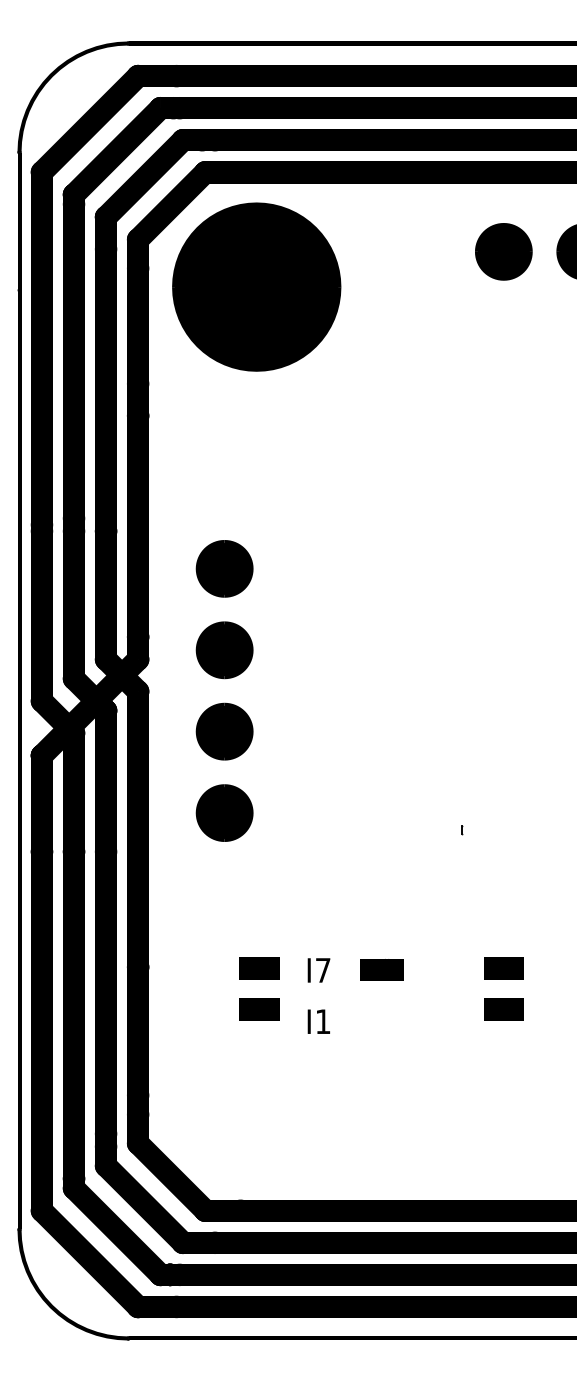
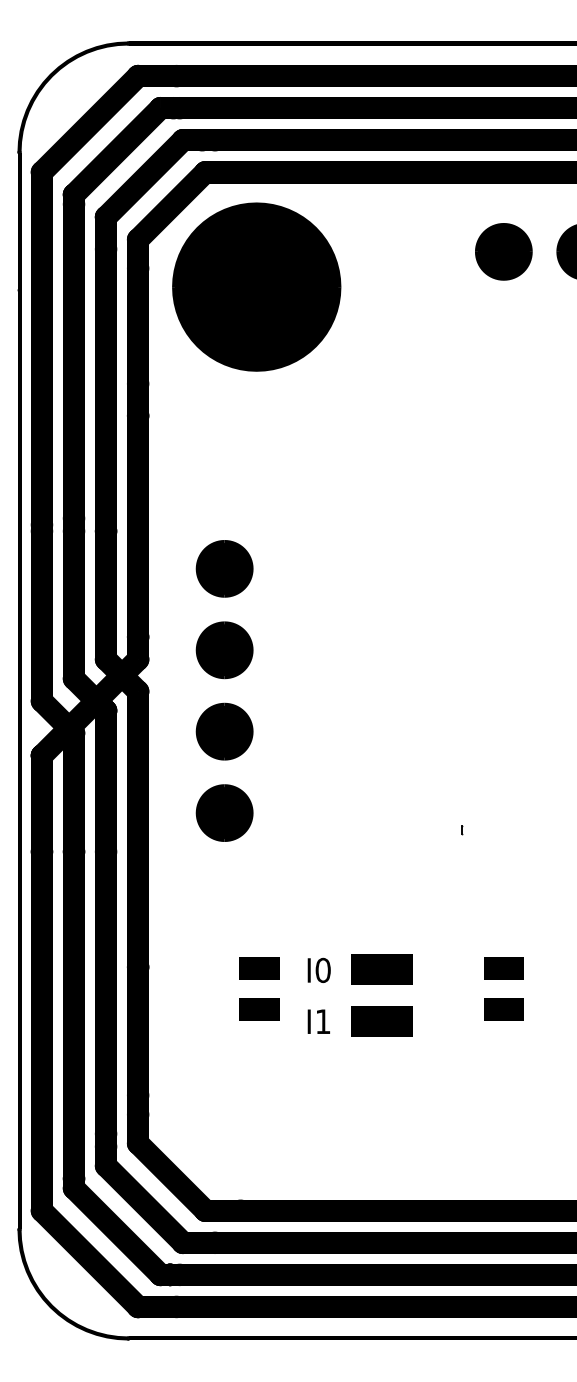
part size: 44x22 px -> 62x31 px (381, 969)
text: I7 -> I0 (322, 970)
part: none -> present (381, 1021)
